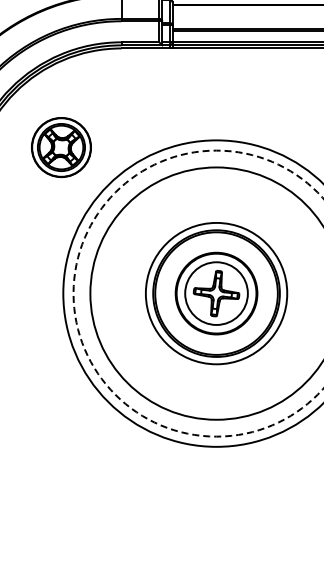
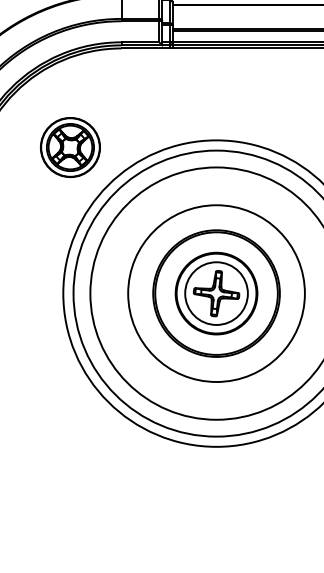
part position: (61, 147) -> (70, 147) (70, 147)
circle: dashed -> solid (198, 293)
circle diameter: 141 px -> 177 px (216, 293)
